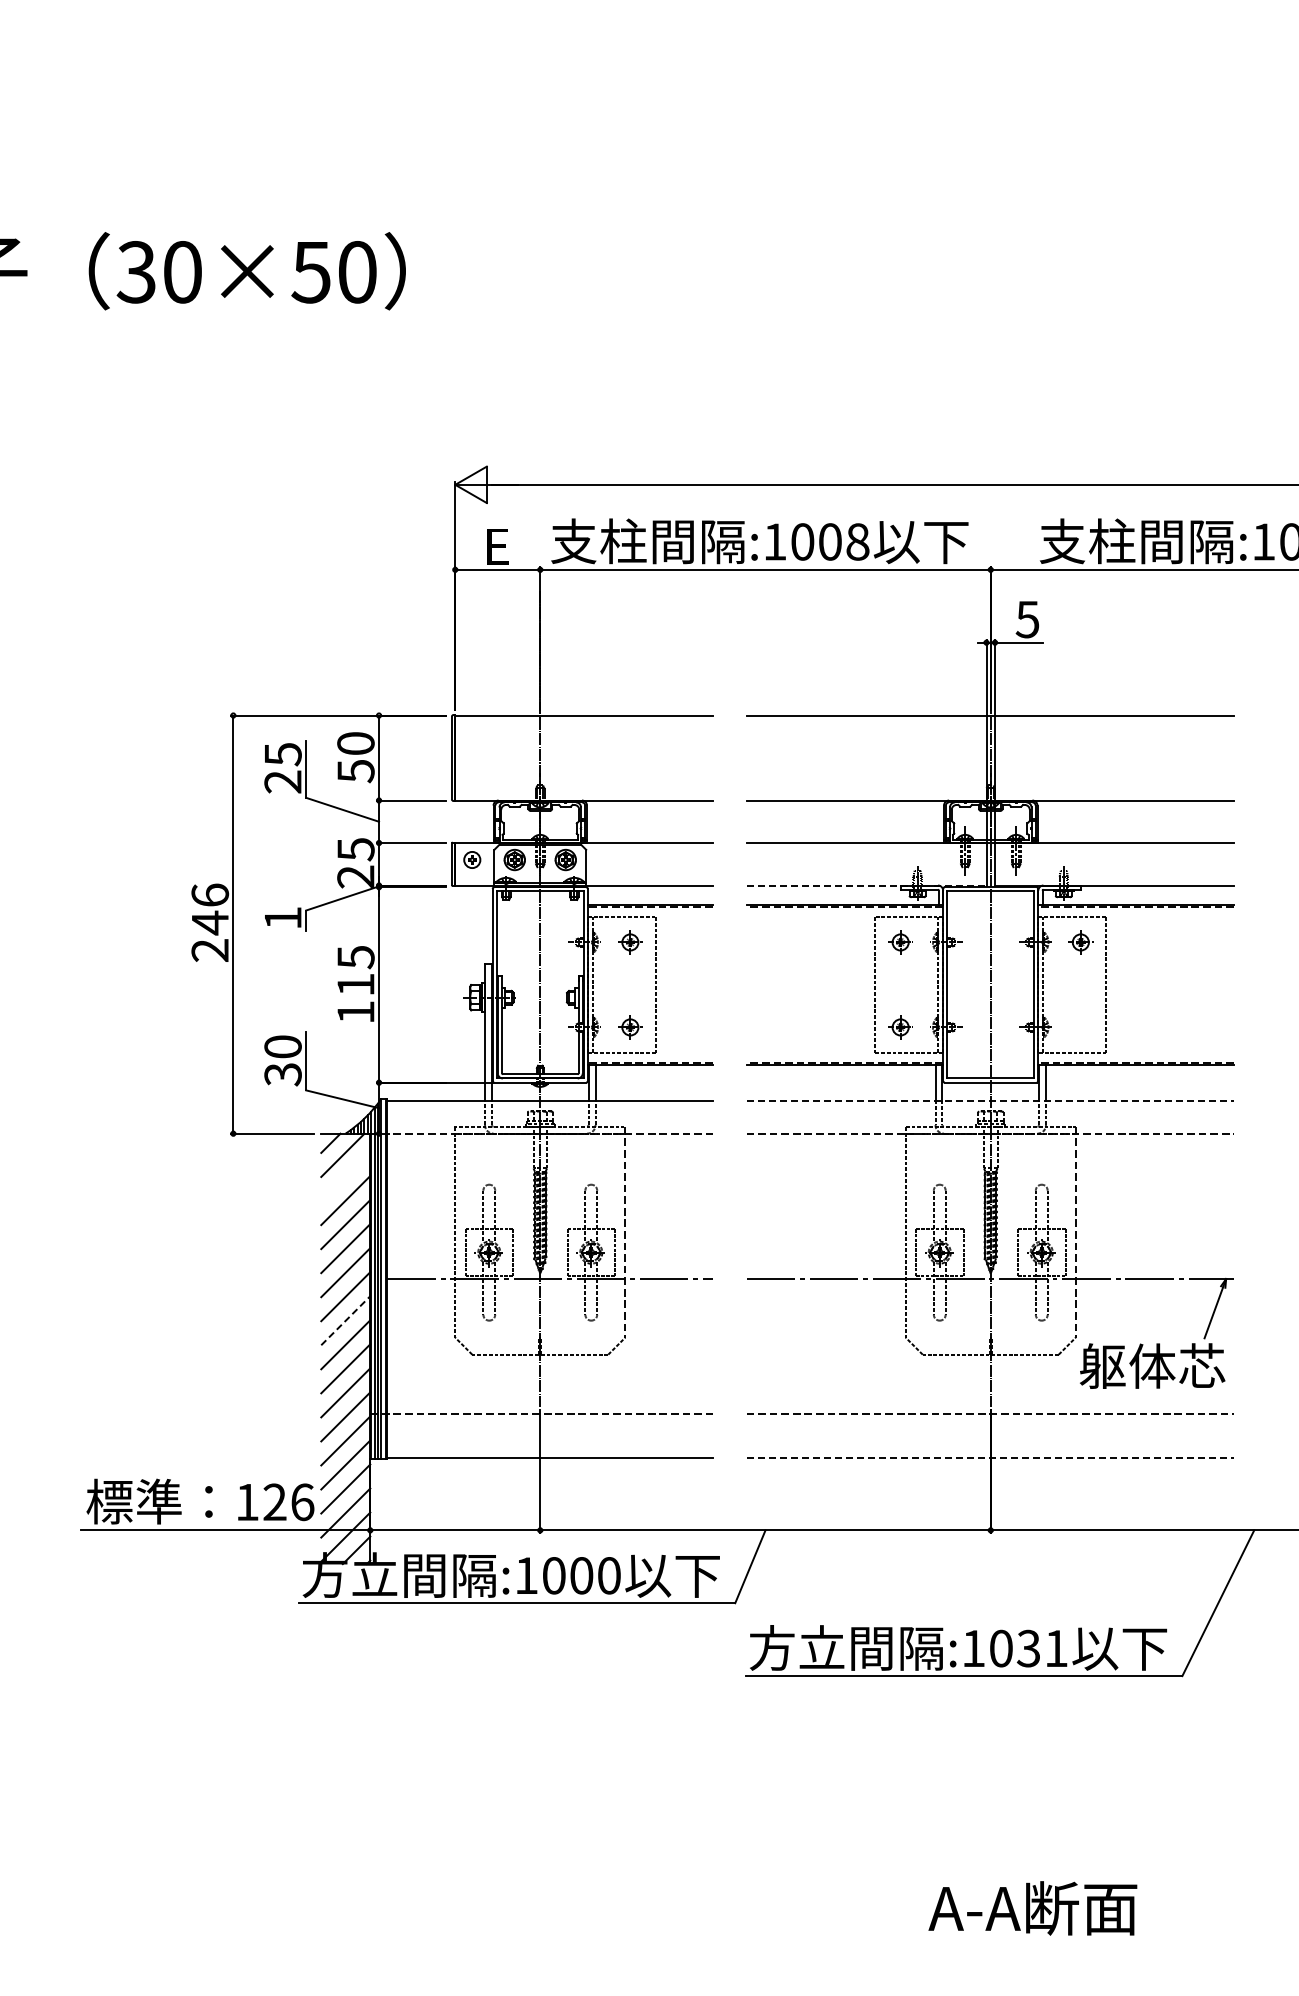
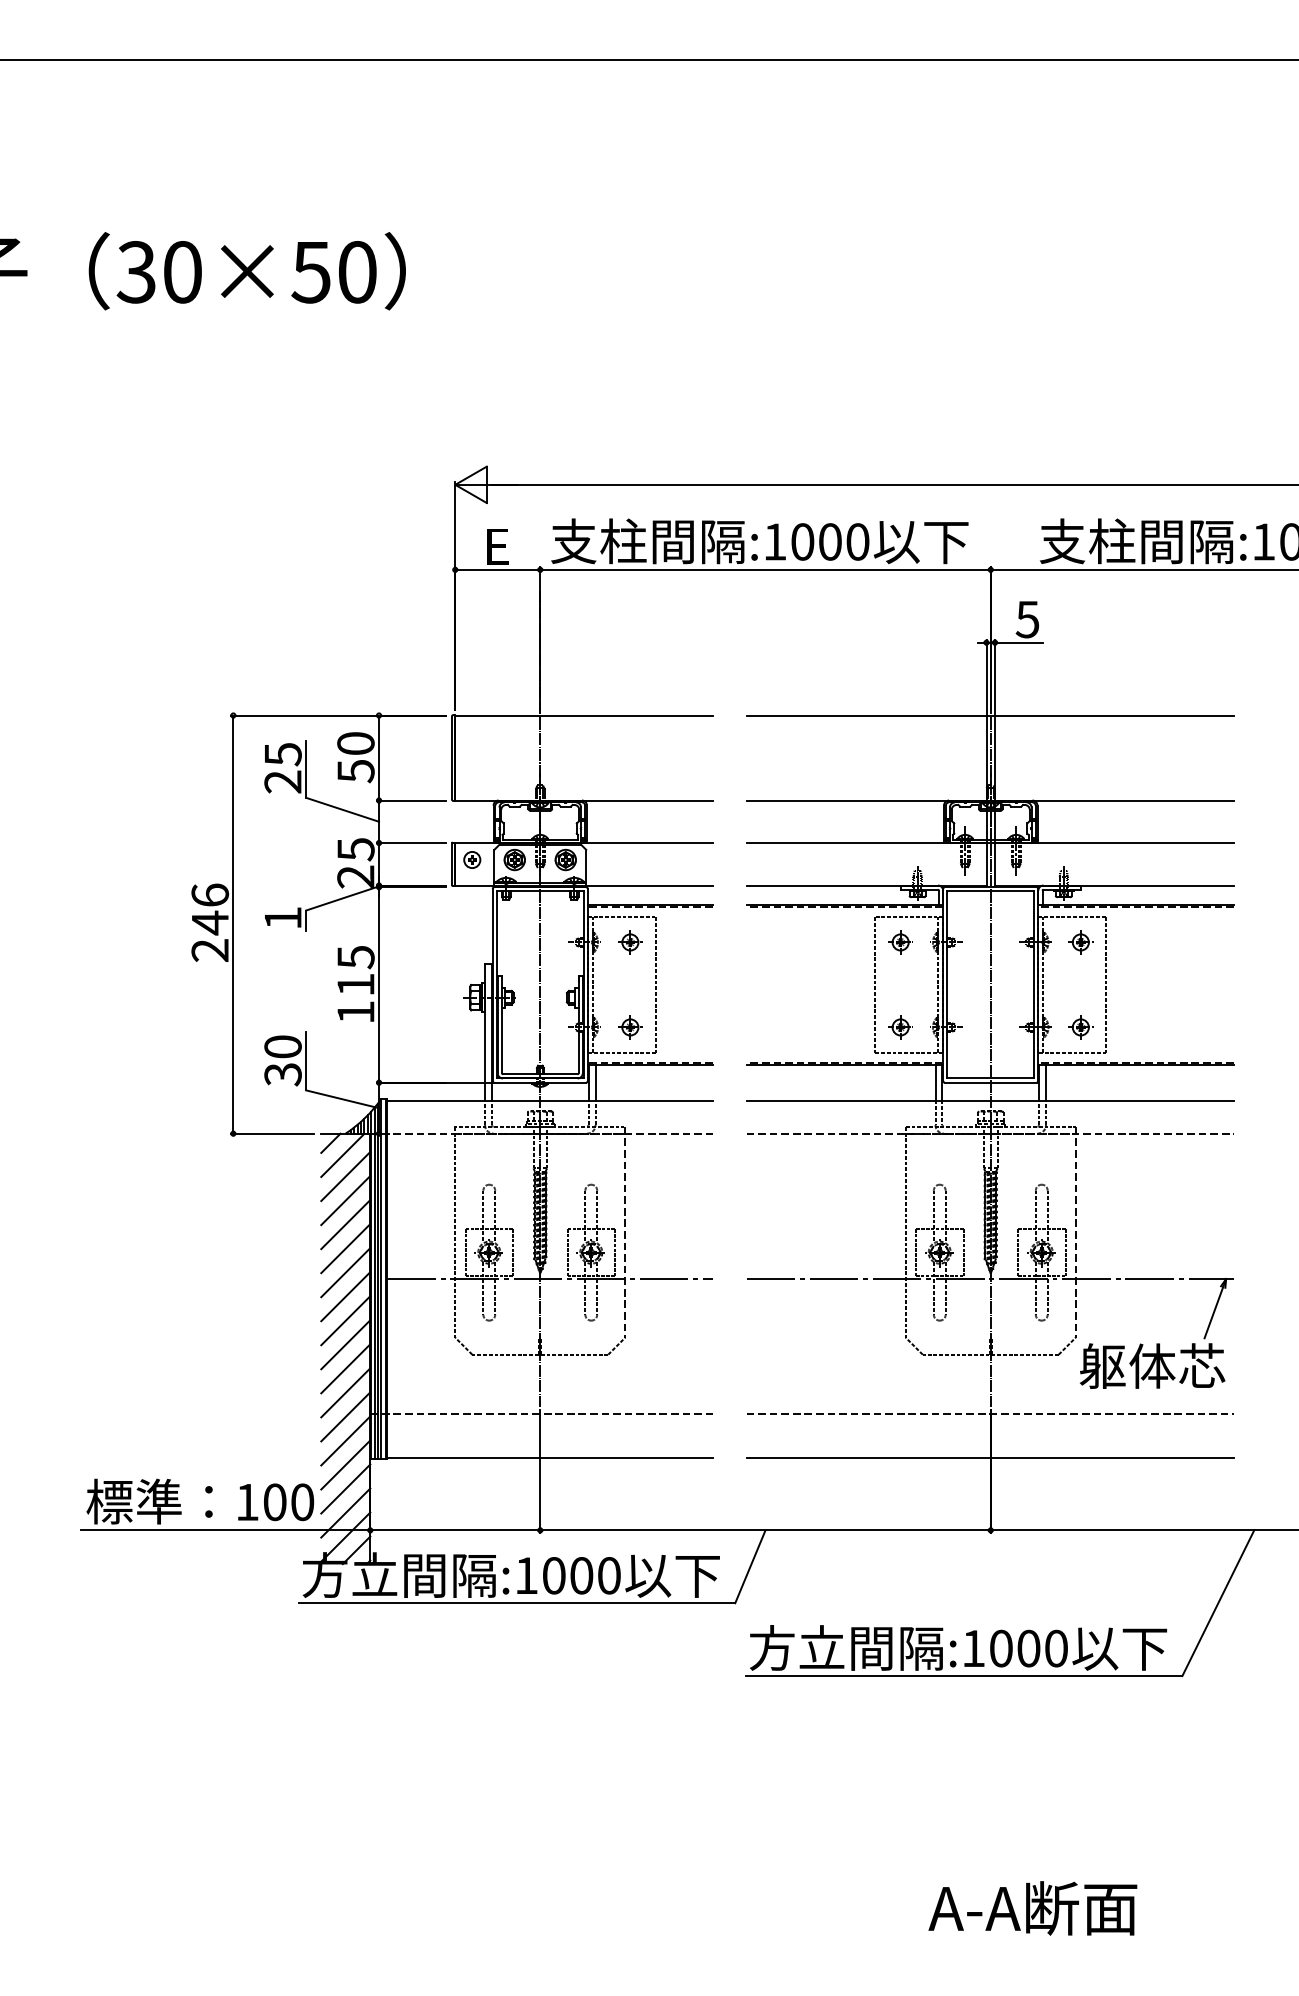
line: none -> present (648, 59)
text: :1008 -> :1000 (857, 541)
line: dashed -> solid (866, 885)
part: none -> present (1080, 1027)
line: dashed -> solid (990, 1100)
line: none -> present (345, 1176)
line: dashed -> solid (345, 1320)
line: dashed -> solid (990, 1457)
text: 126 -> 100 (288, 1502)
text: :1031 -> :1000 (1041, 1648)
